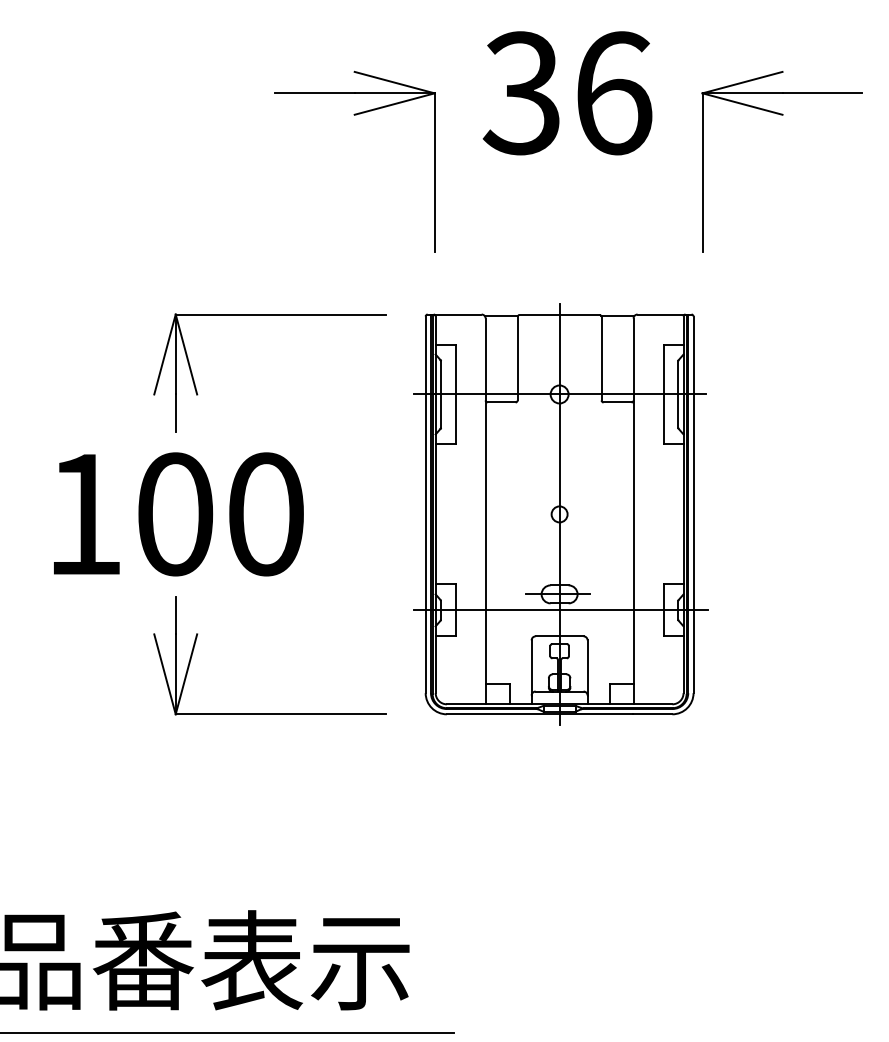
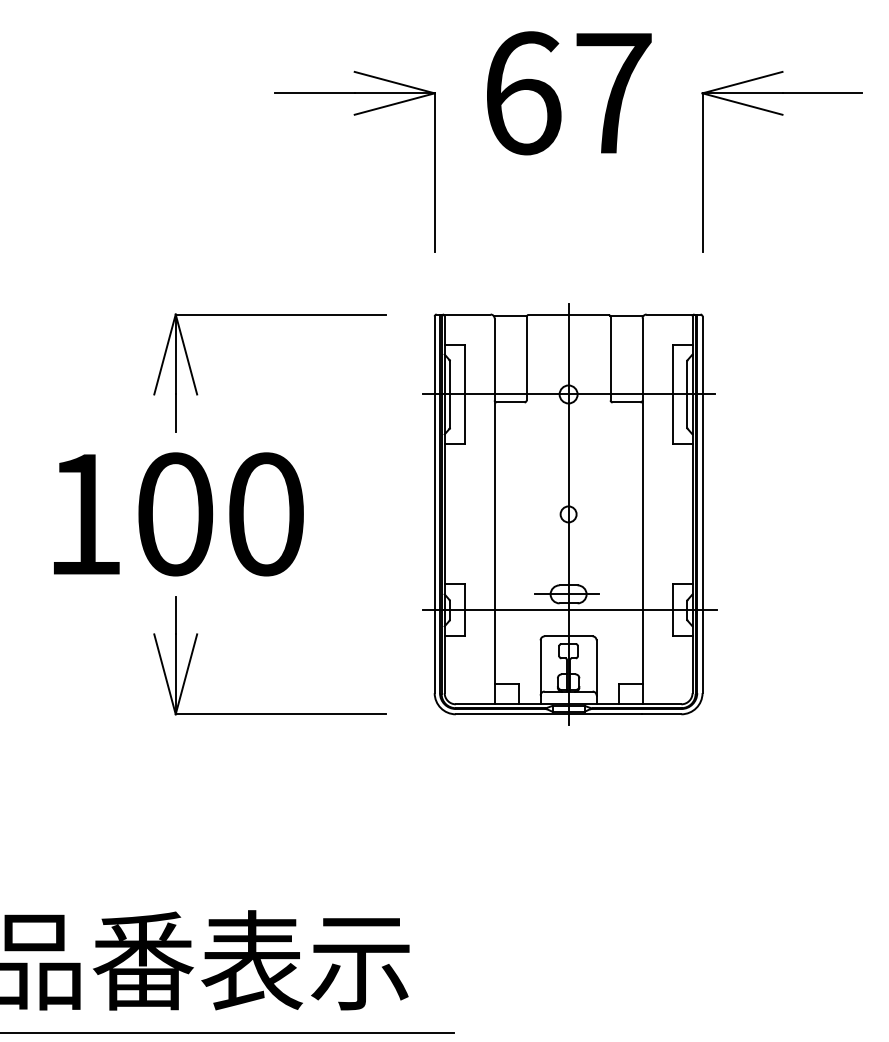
text: 36 -> 67 (567, 93)
part position: (560, 514) -> (569, 514) (569, 514)
